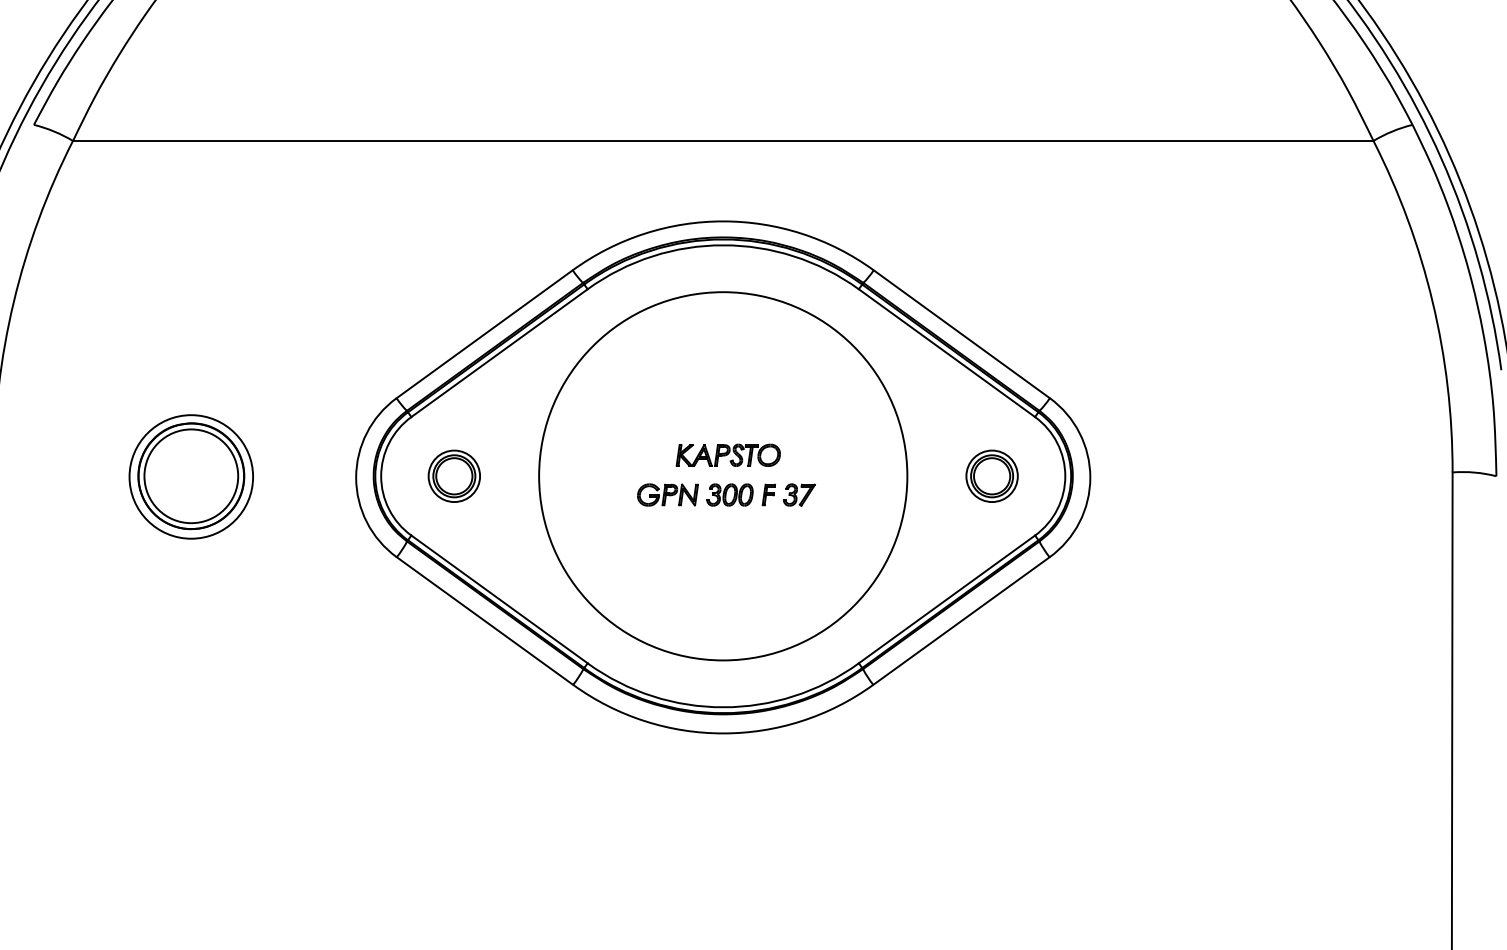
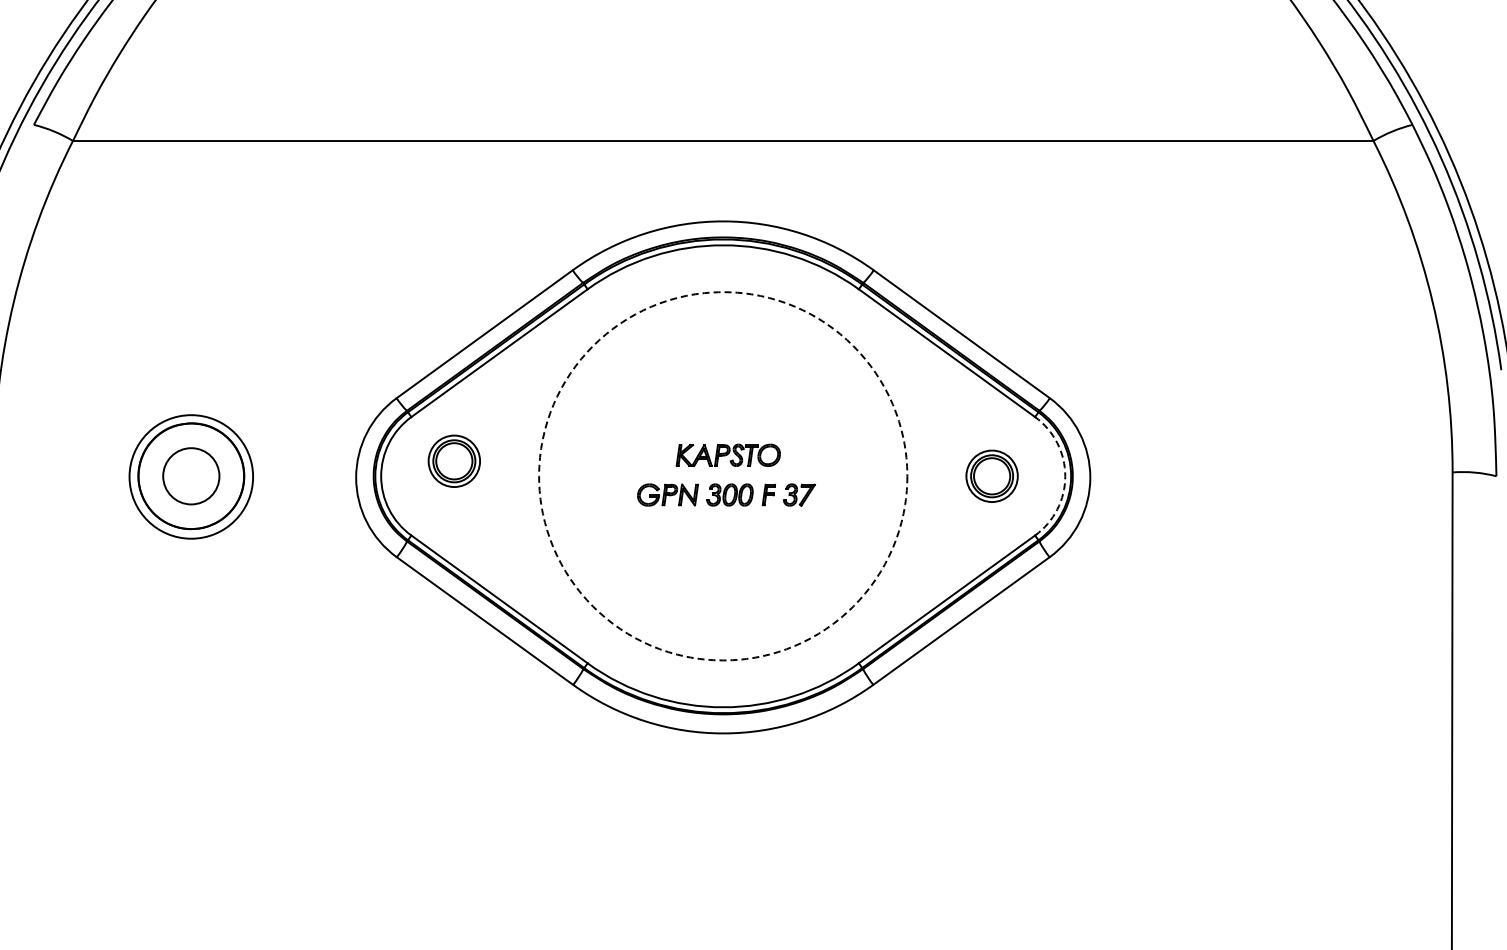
part position: (453, 475) -> (453, 460) (453, 460)
circle diameter: 94 px -> 56 px (191, 476)
circle: solid -> dashed (723, 476)
arc: solid -> dashed (1065, 476)
